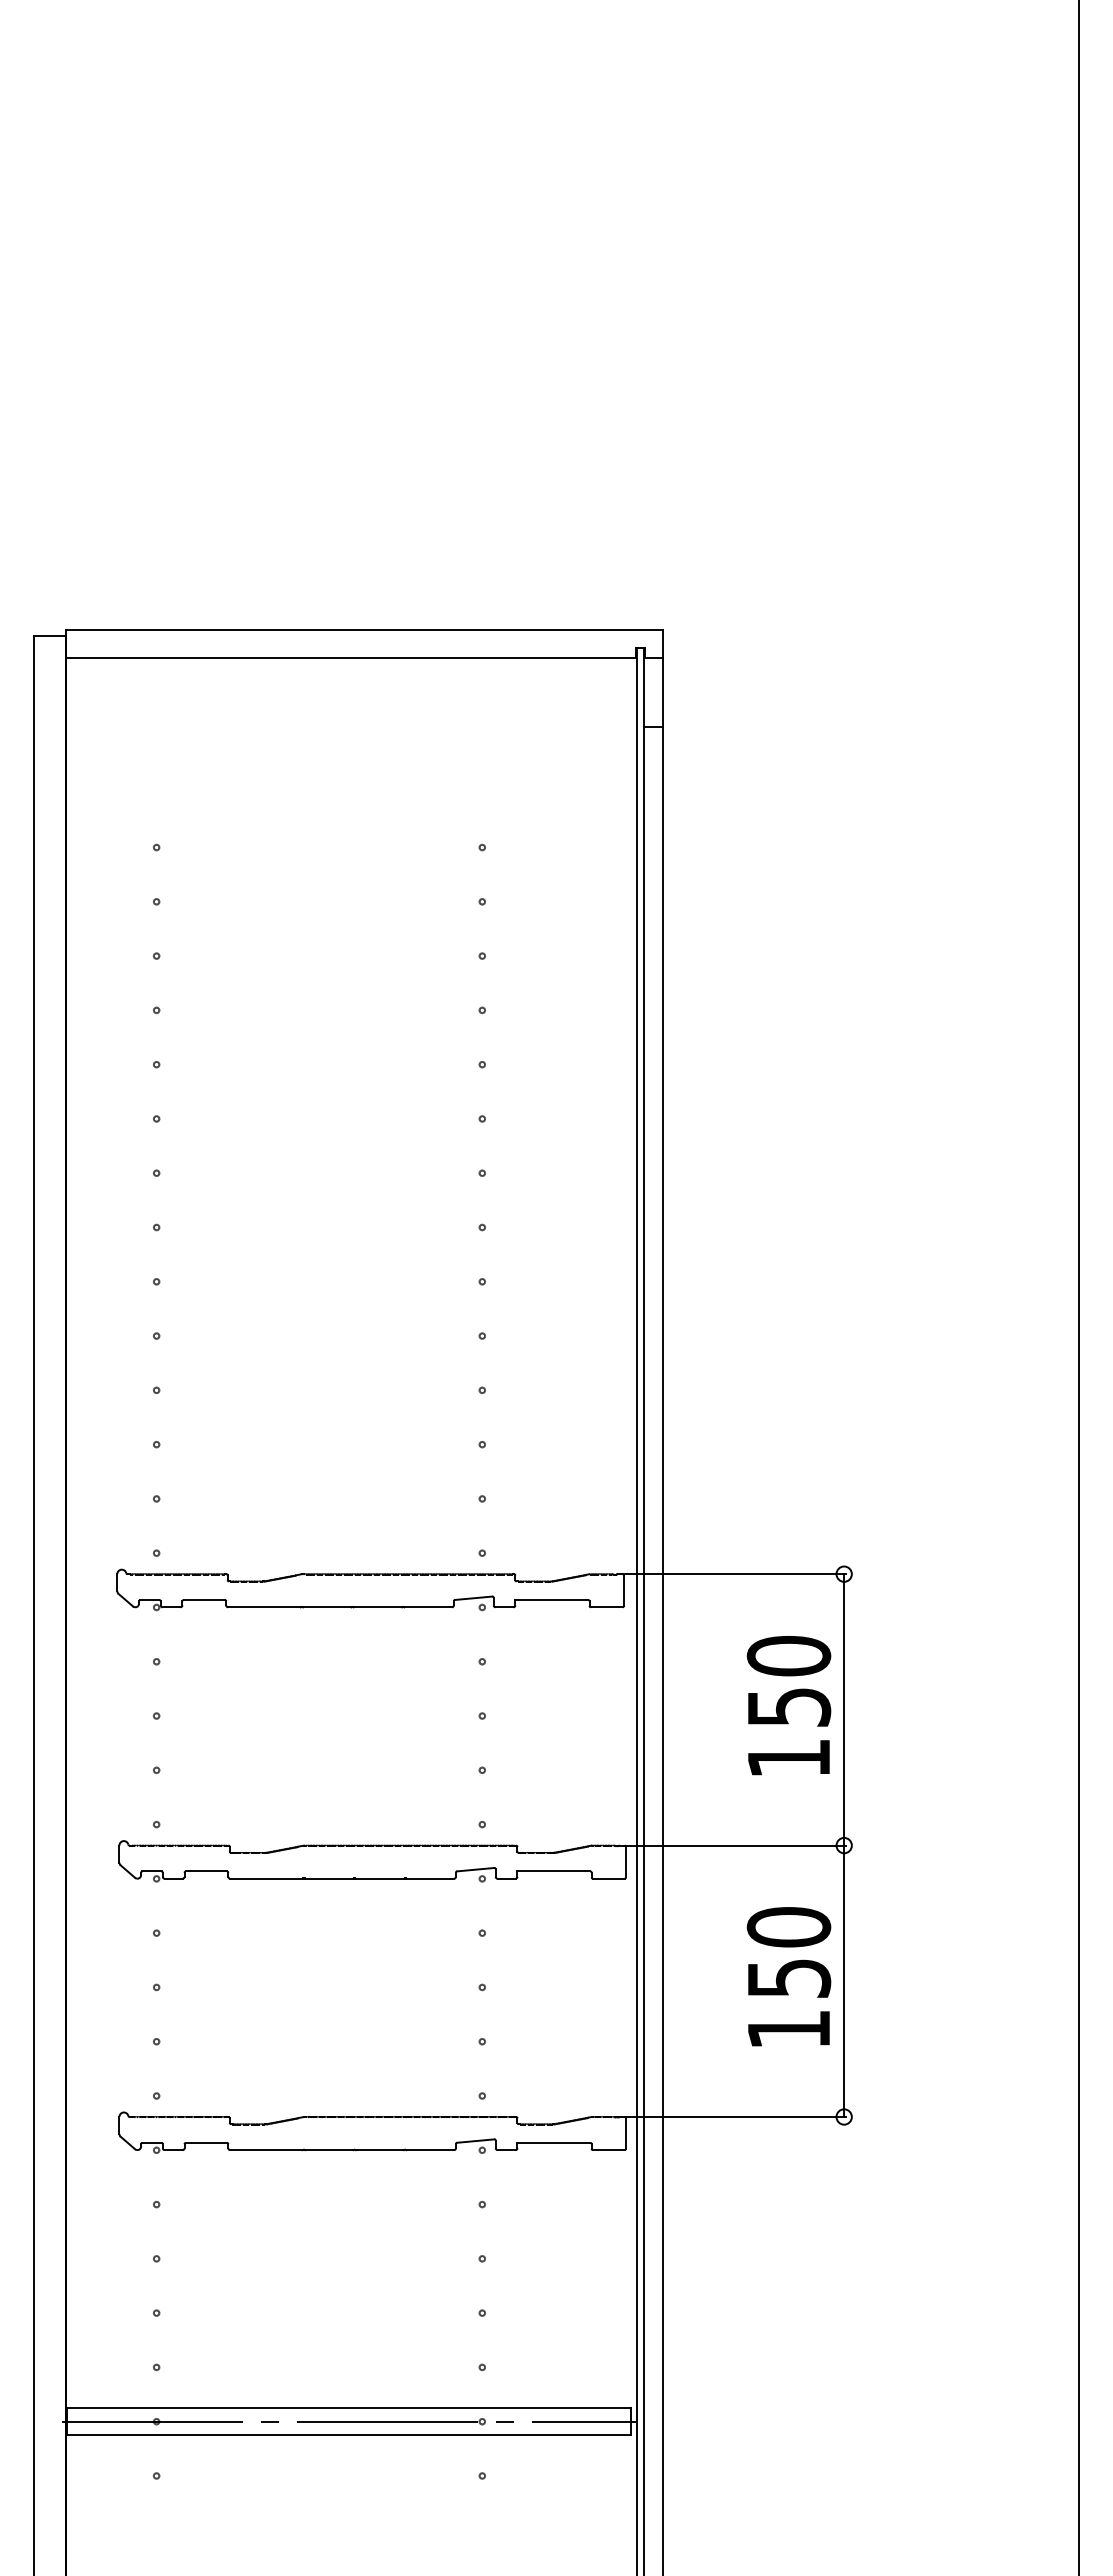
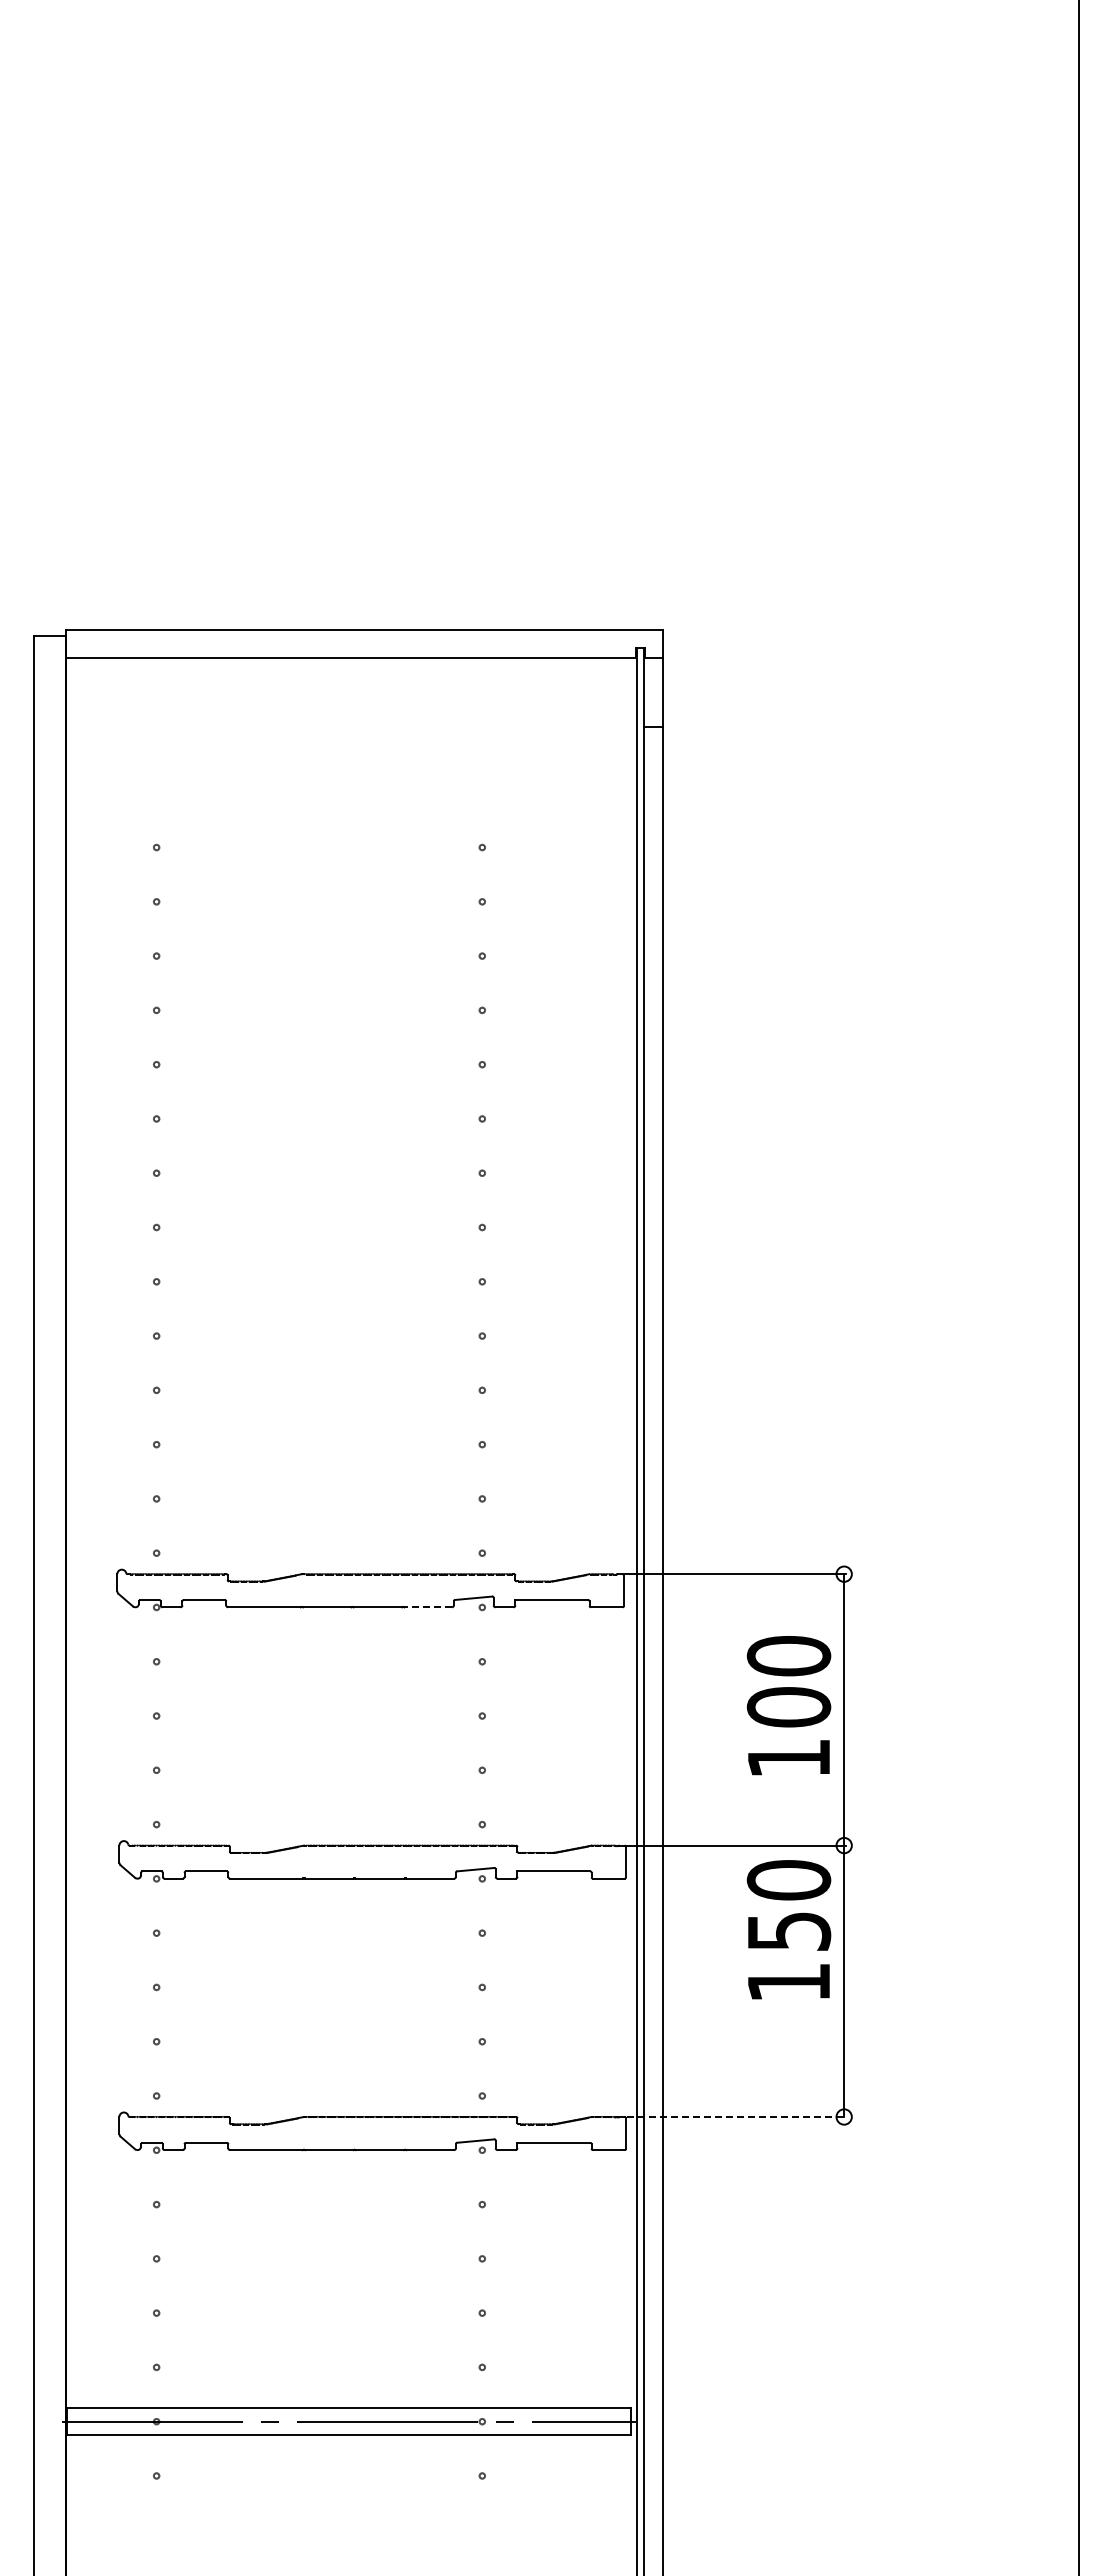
line: solid -> dashed (428, 1607)
text: 150 -> 100 (788, 1707)
text position: (788, 1976) -> (788, 1929) (788, 1929)
line: solid -> dashed (736, 2117)
